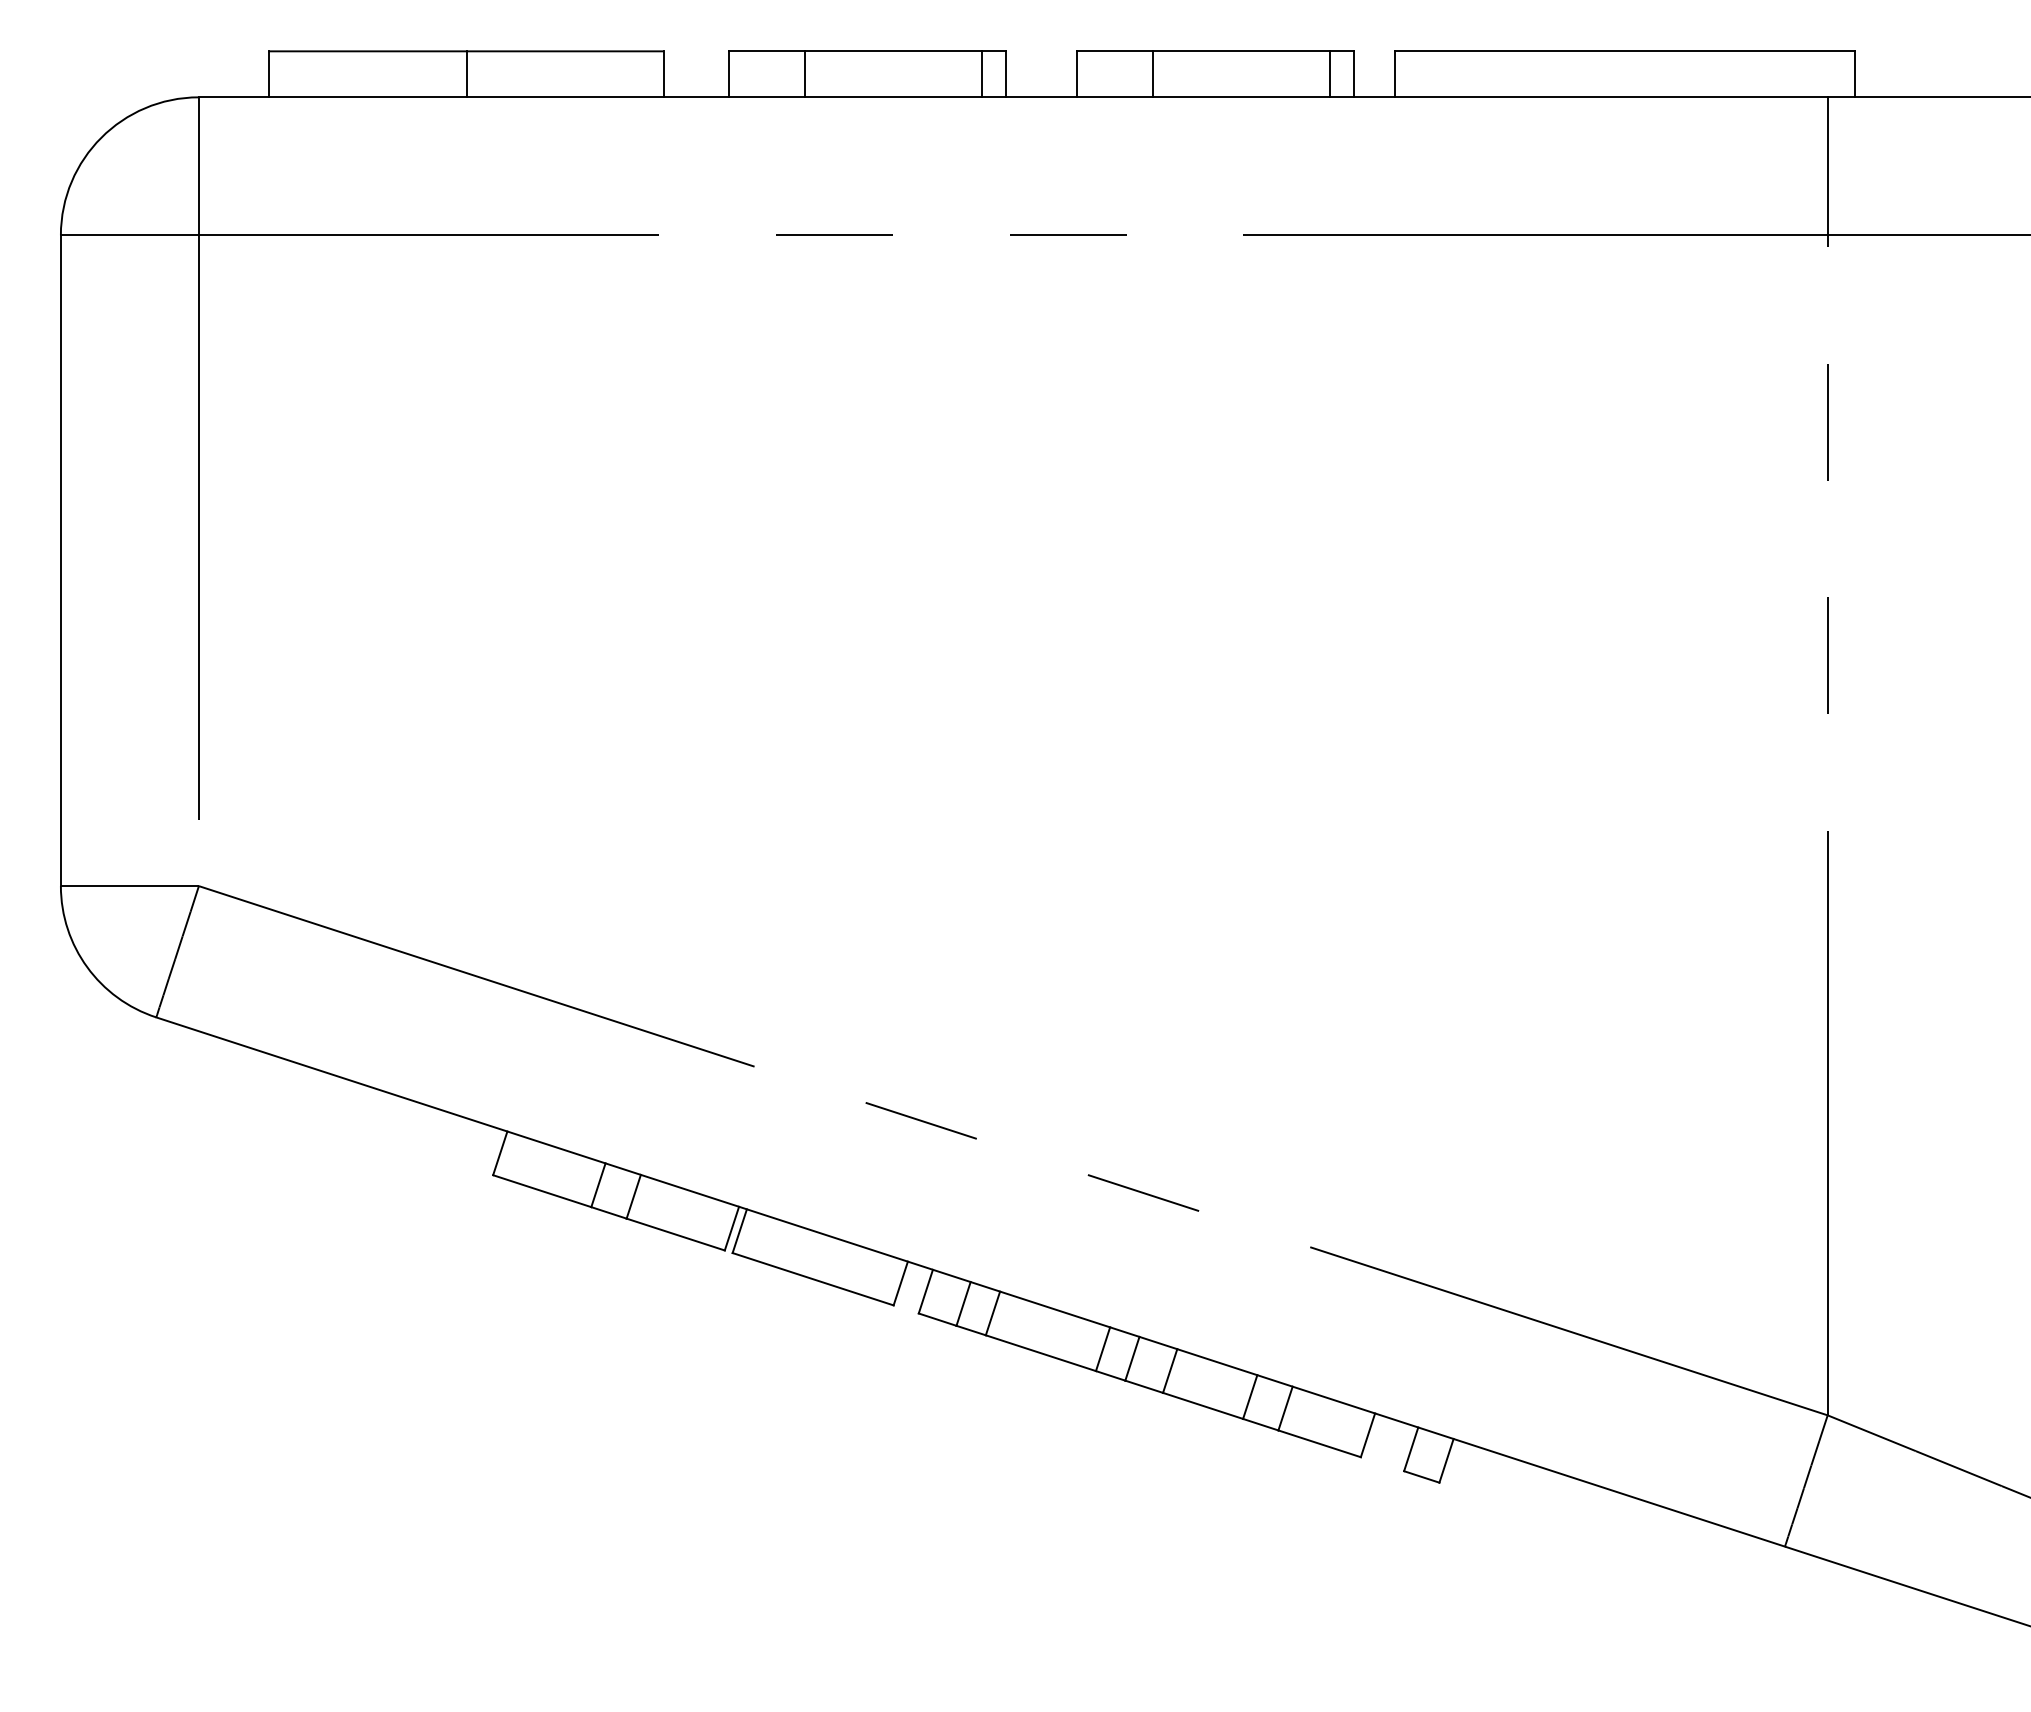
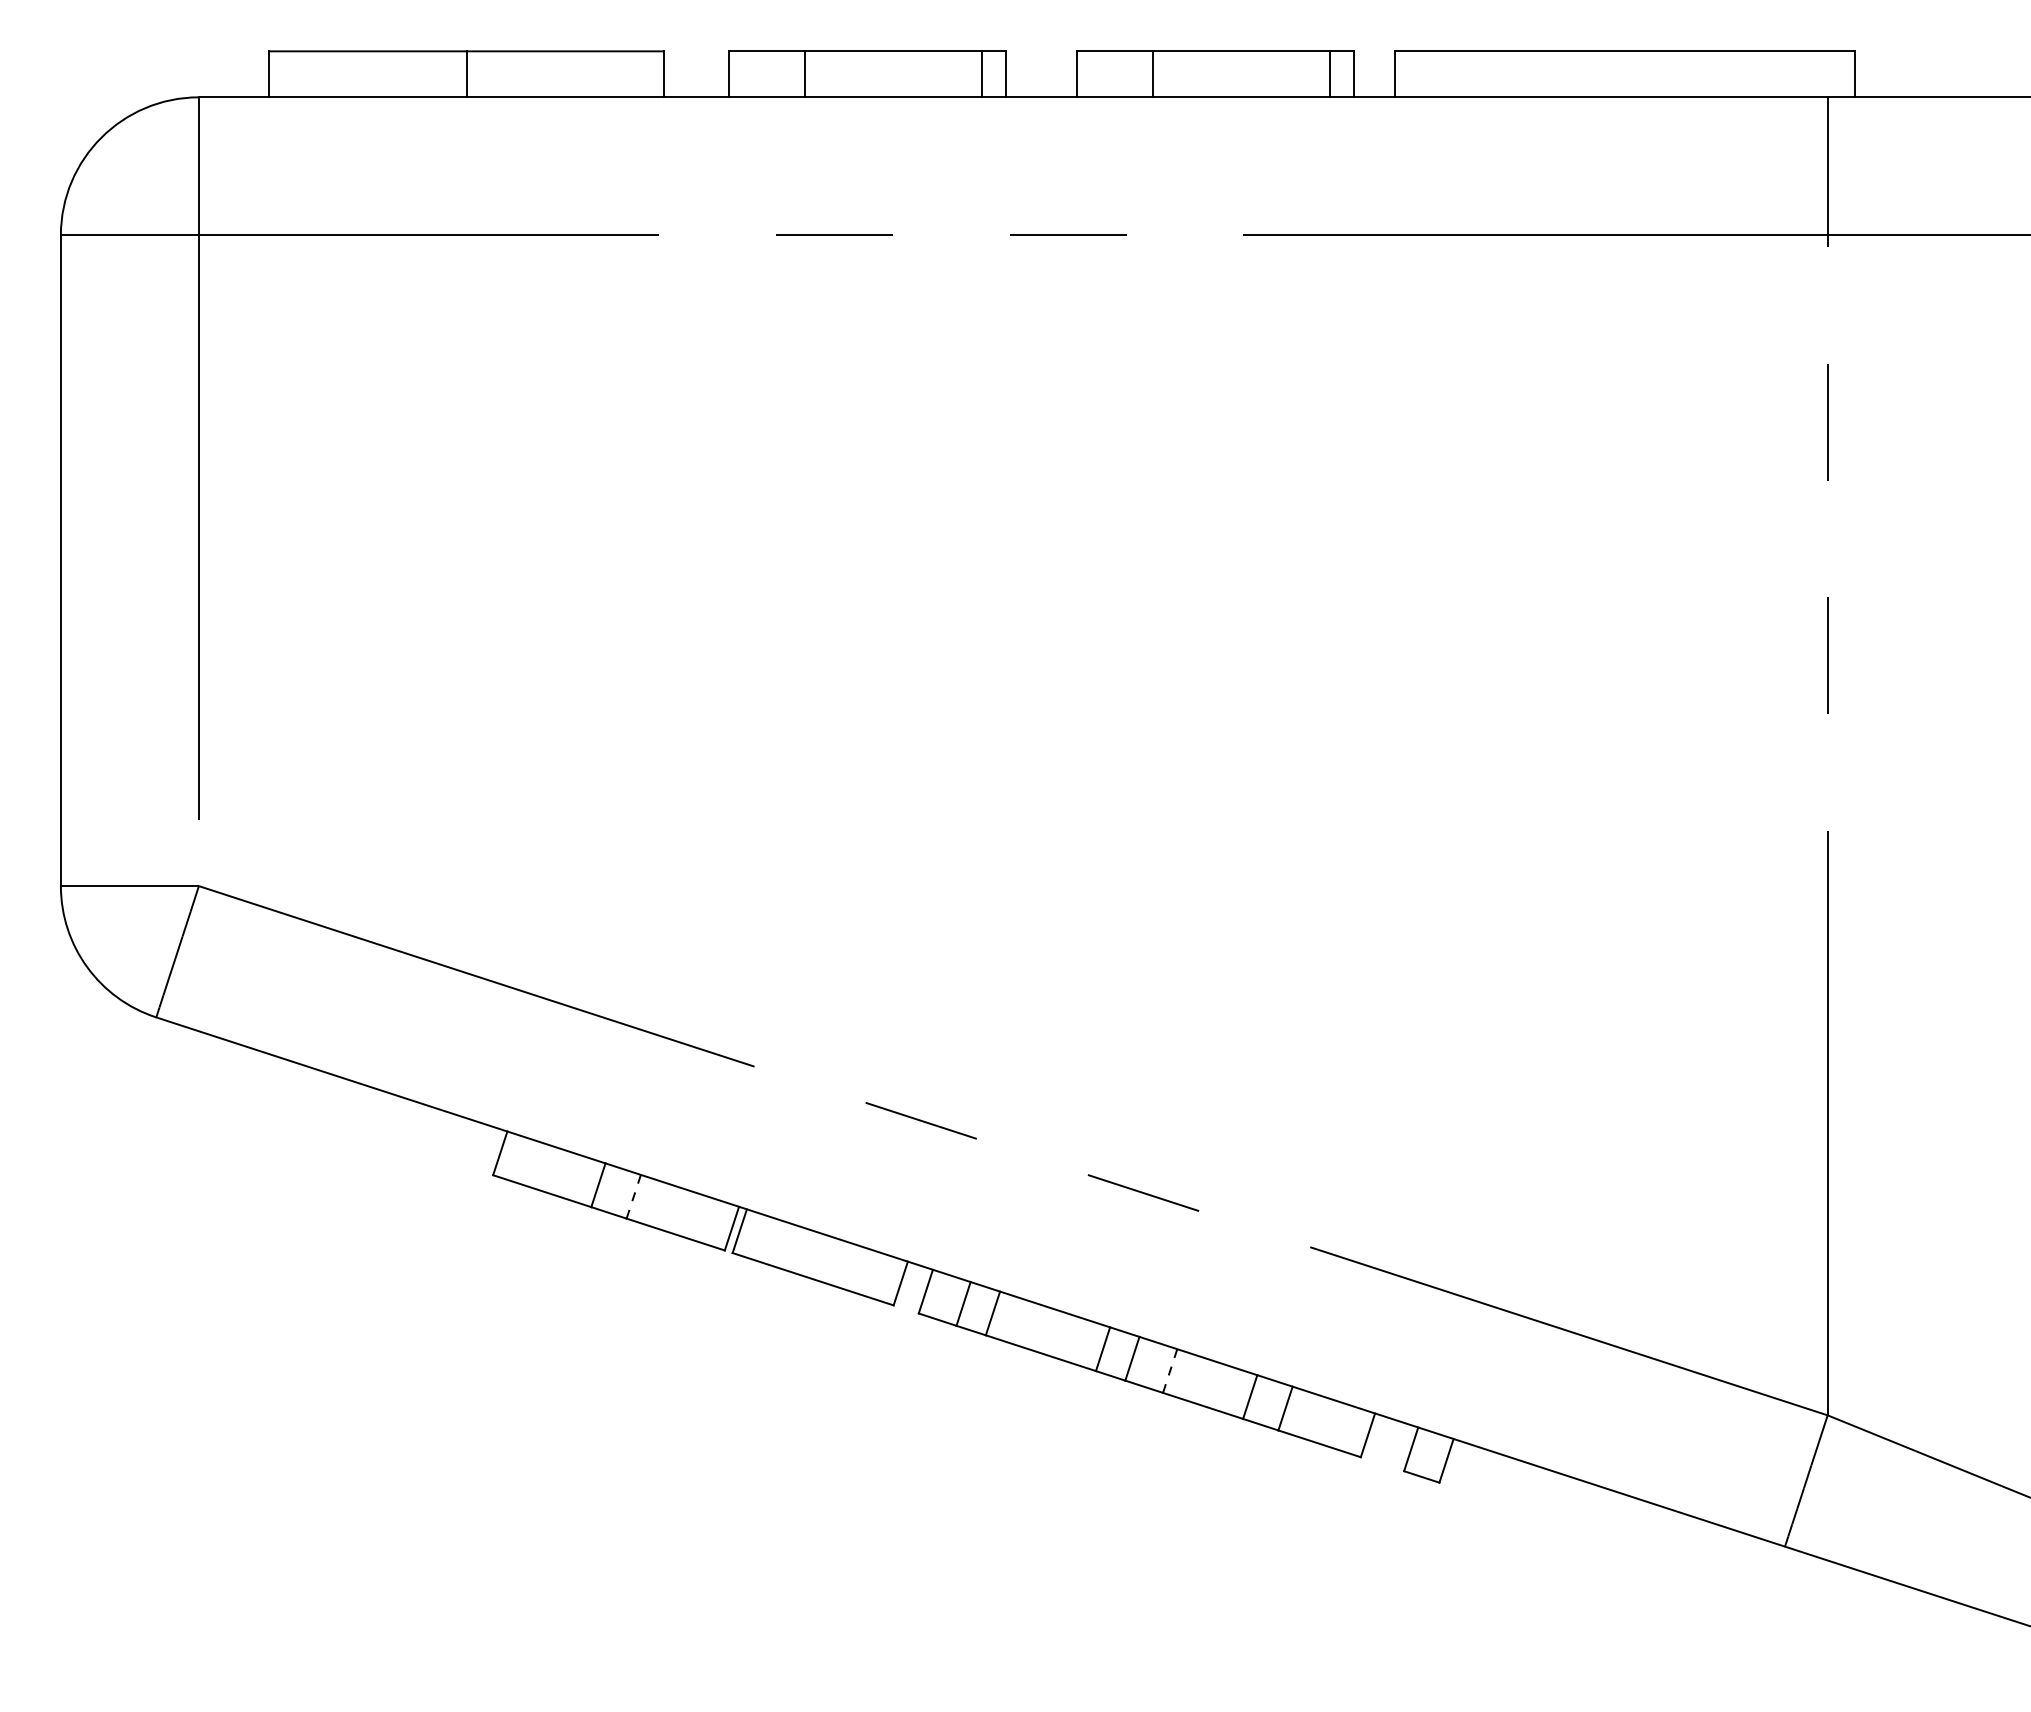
line: solid -> dashed (633, 1196)
line: solid -> dashed (1170, 1370)
